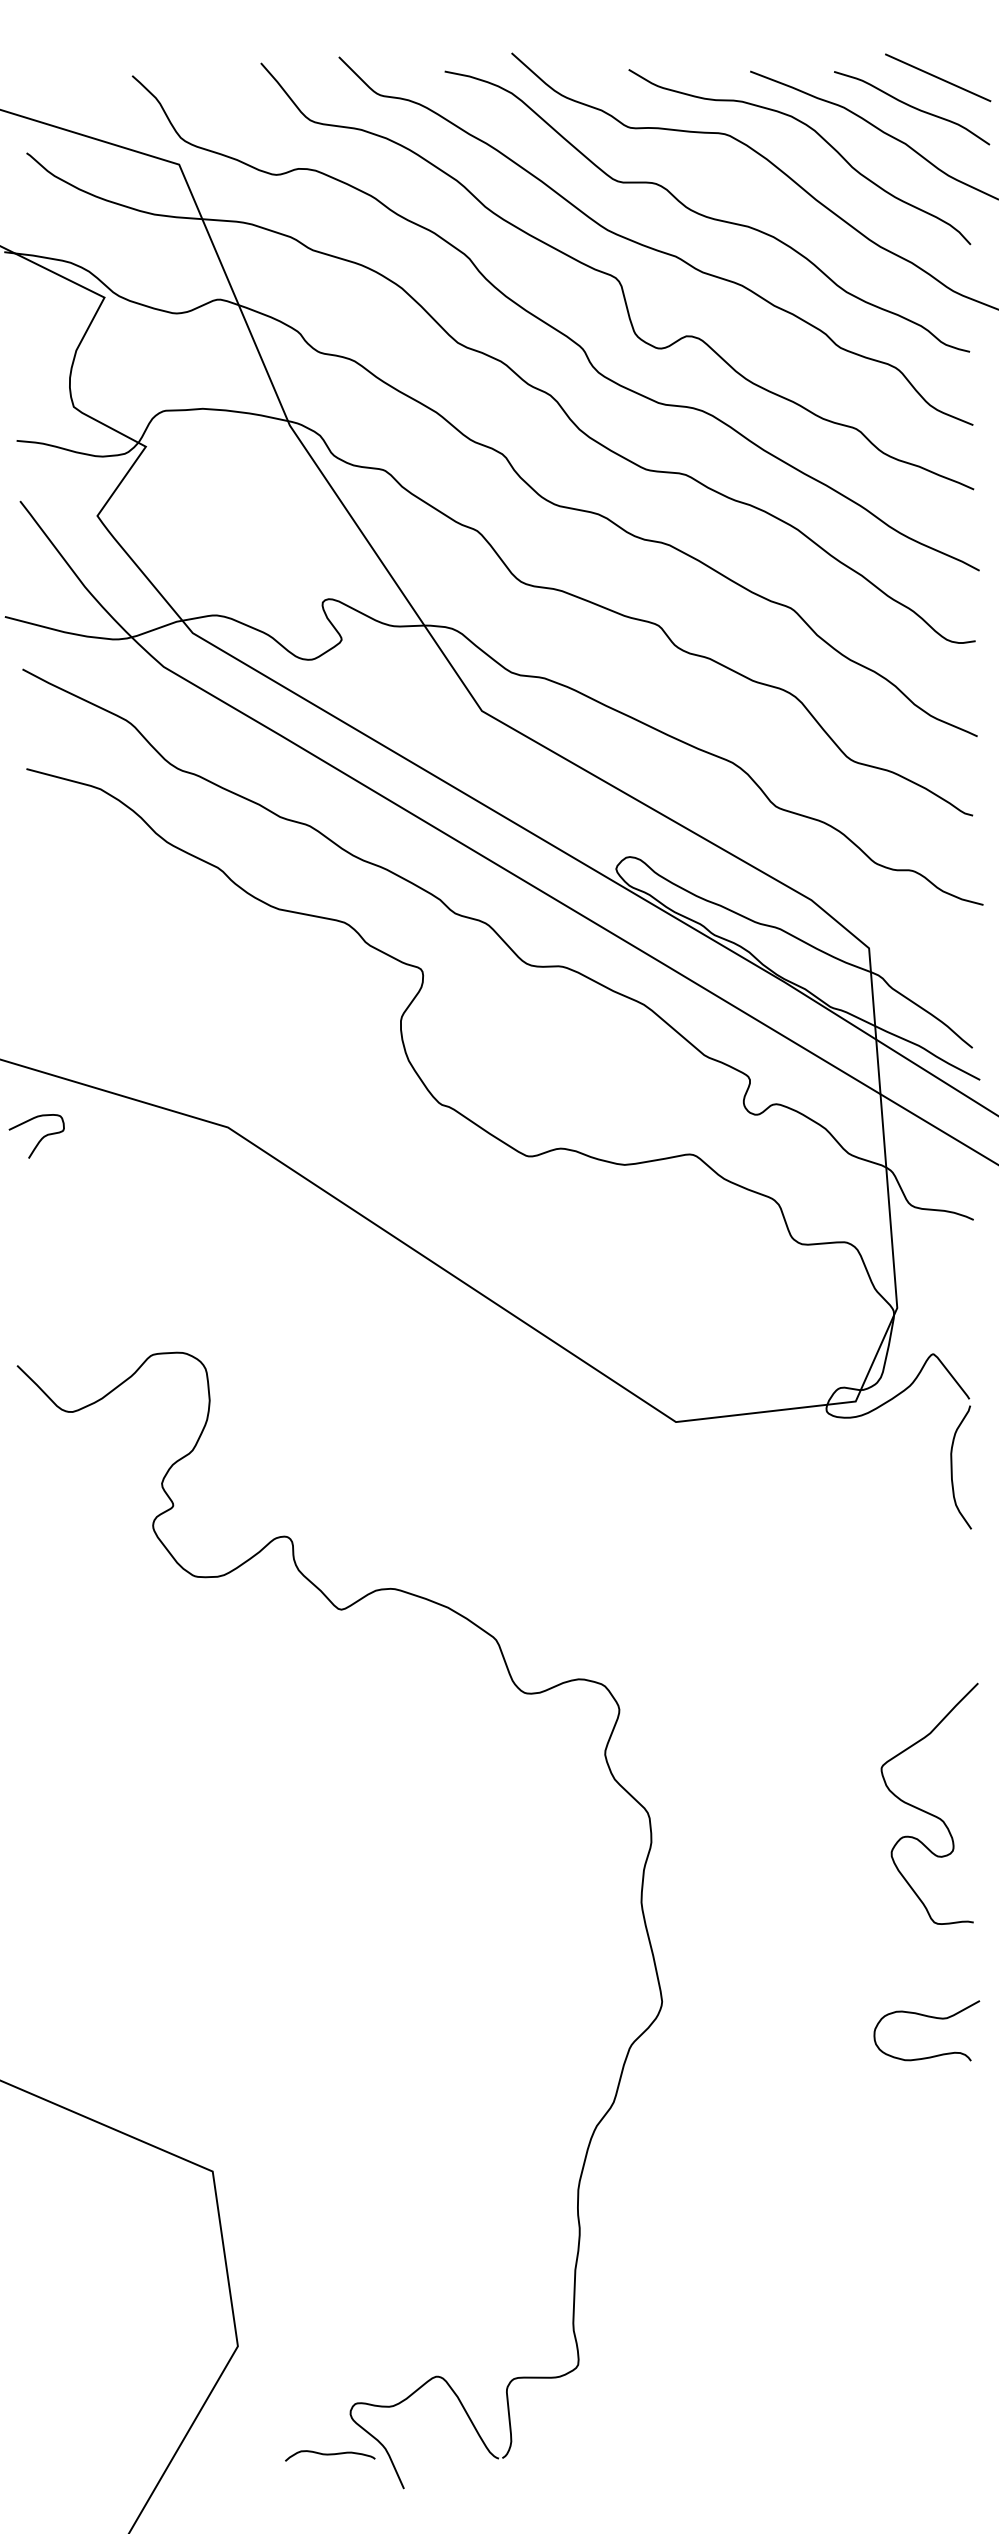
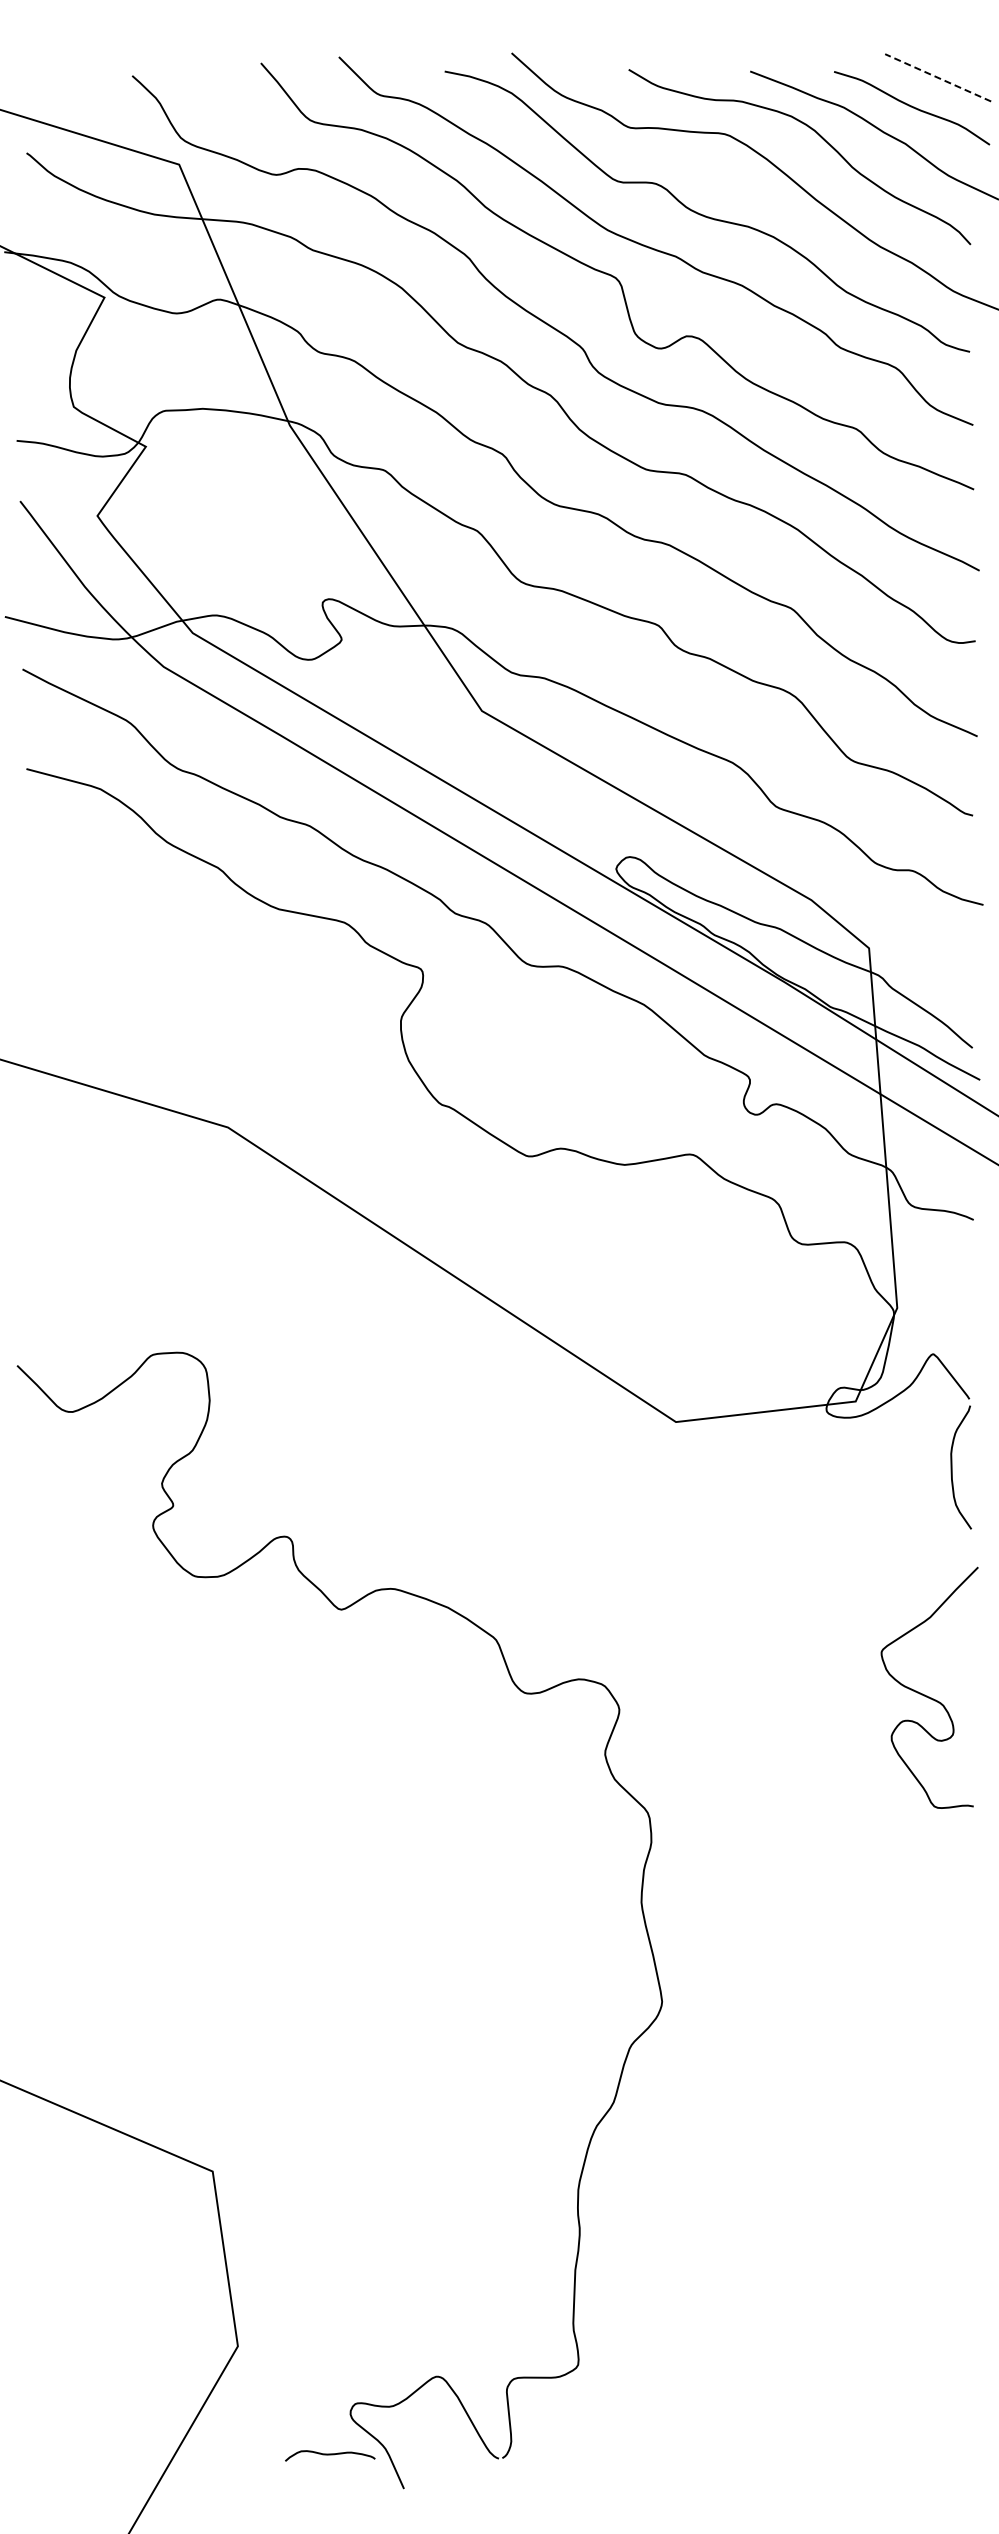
line: solid -> dashed (937, 77)
curve: present -> none (40, 1139)
curve position: (925, 1810) -> (925, 1694) (925, 1694)
curve: present -> none (927, 2017)
